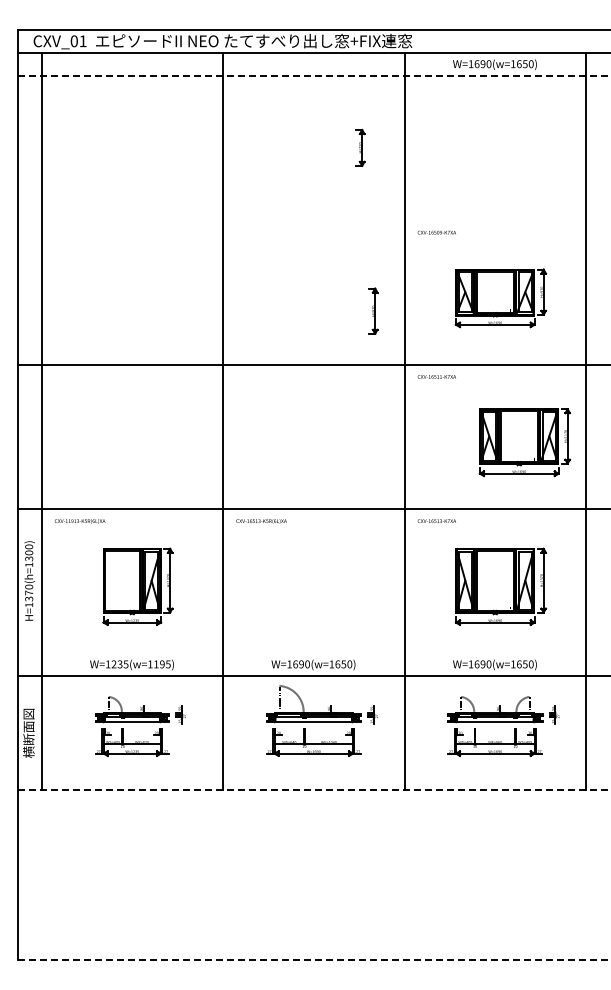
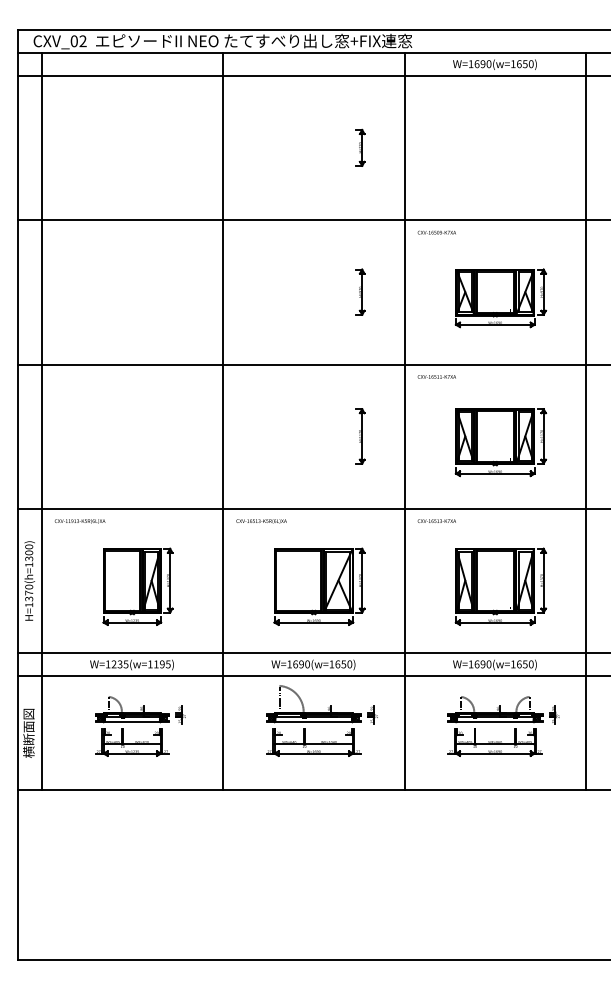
text: CXV_01 -> CXV_02 (82, 40)
line: dashed -> solid (315, 76)
line: none -> present (312, 220)
part position: (373, 310) -> (360, 291) (360, 291)
part: none -> present (360, 436)
part position: (524, 442) -> (500, 442) (500, 442)
part: none -> present (319, 586)
line: none -> present (312, 653)
line: dashed -> solid (315, 789)
line: dashed -> solid (314, 960)
